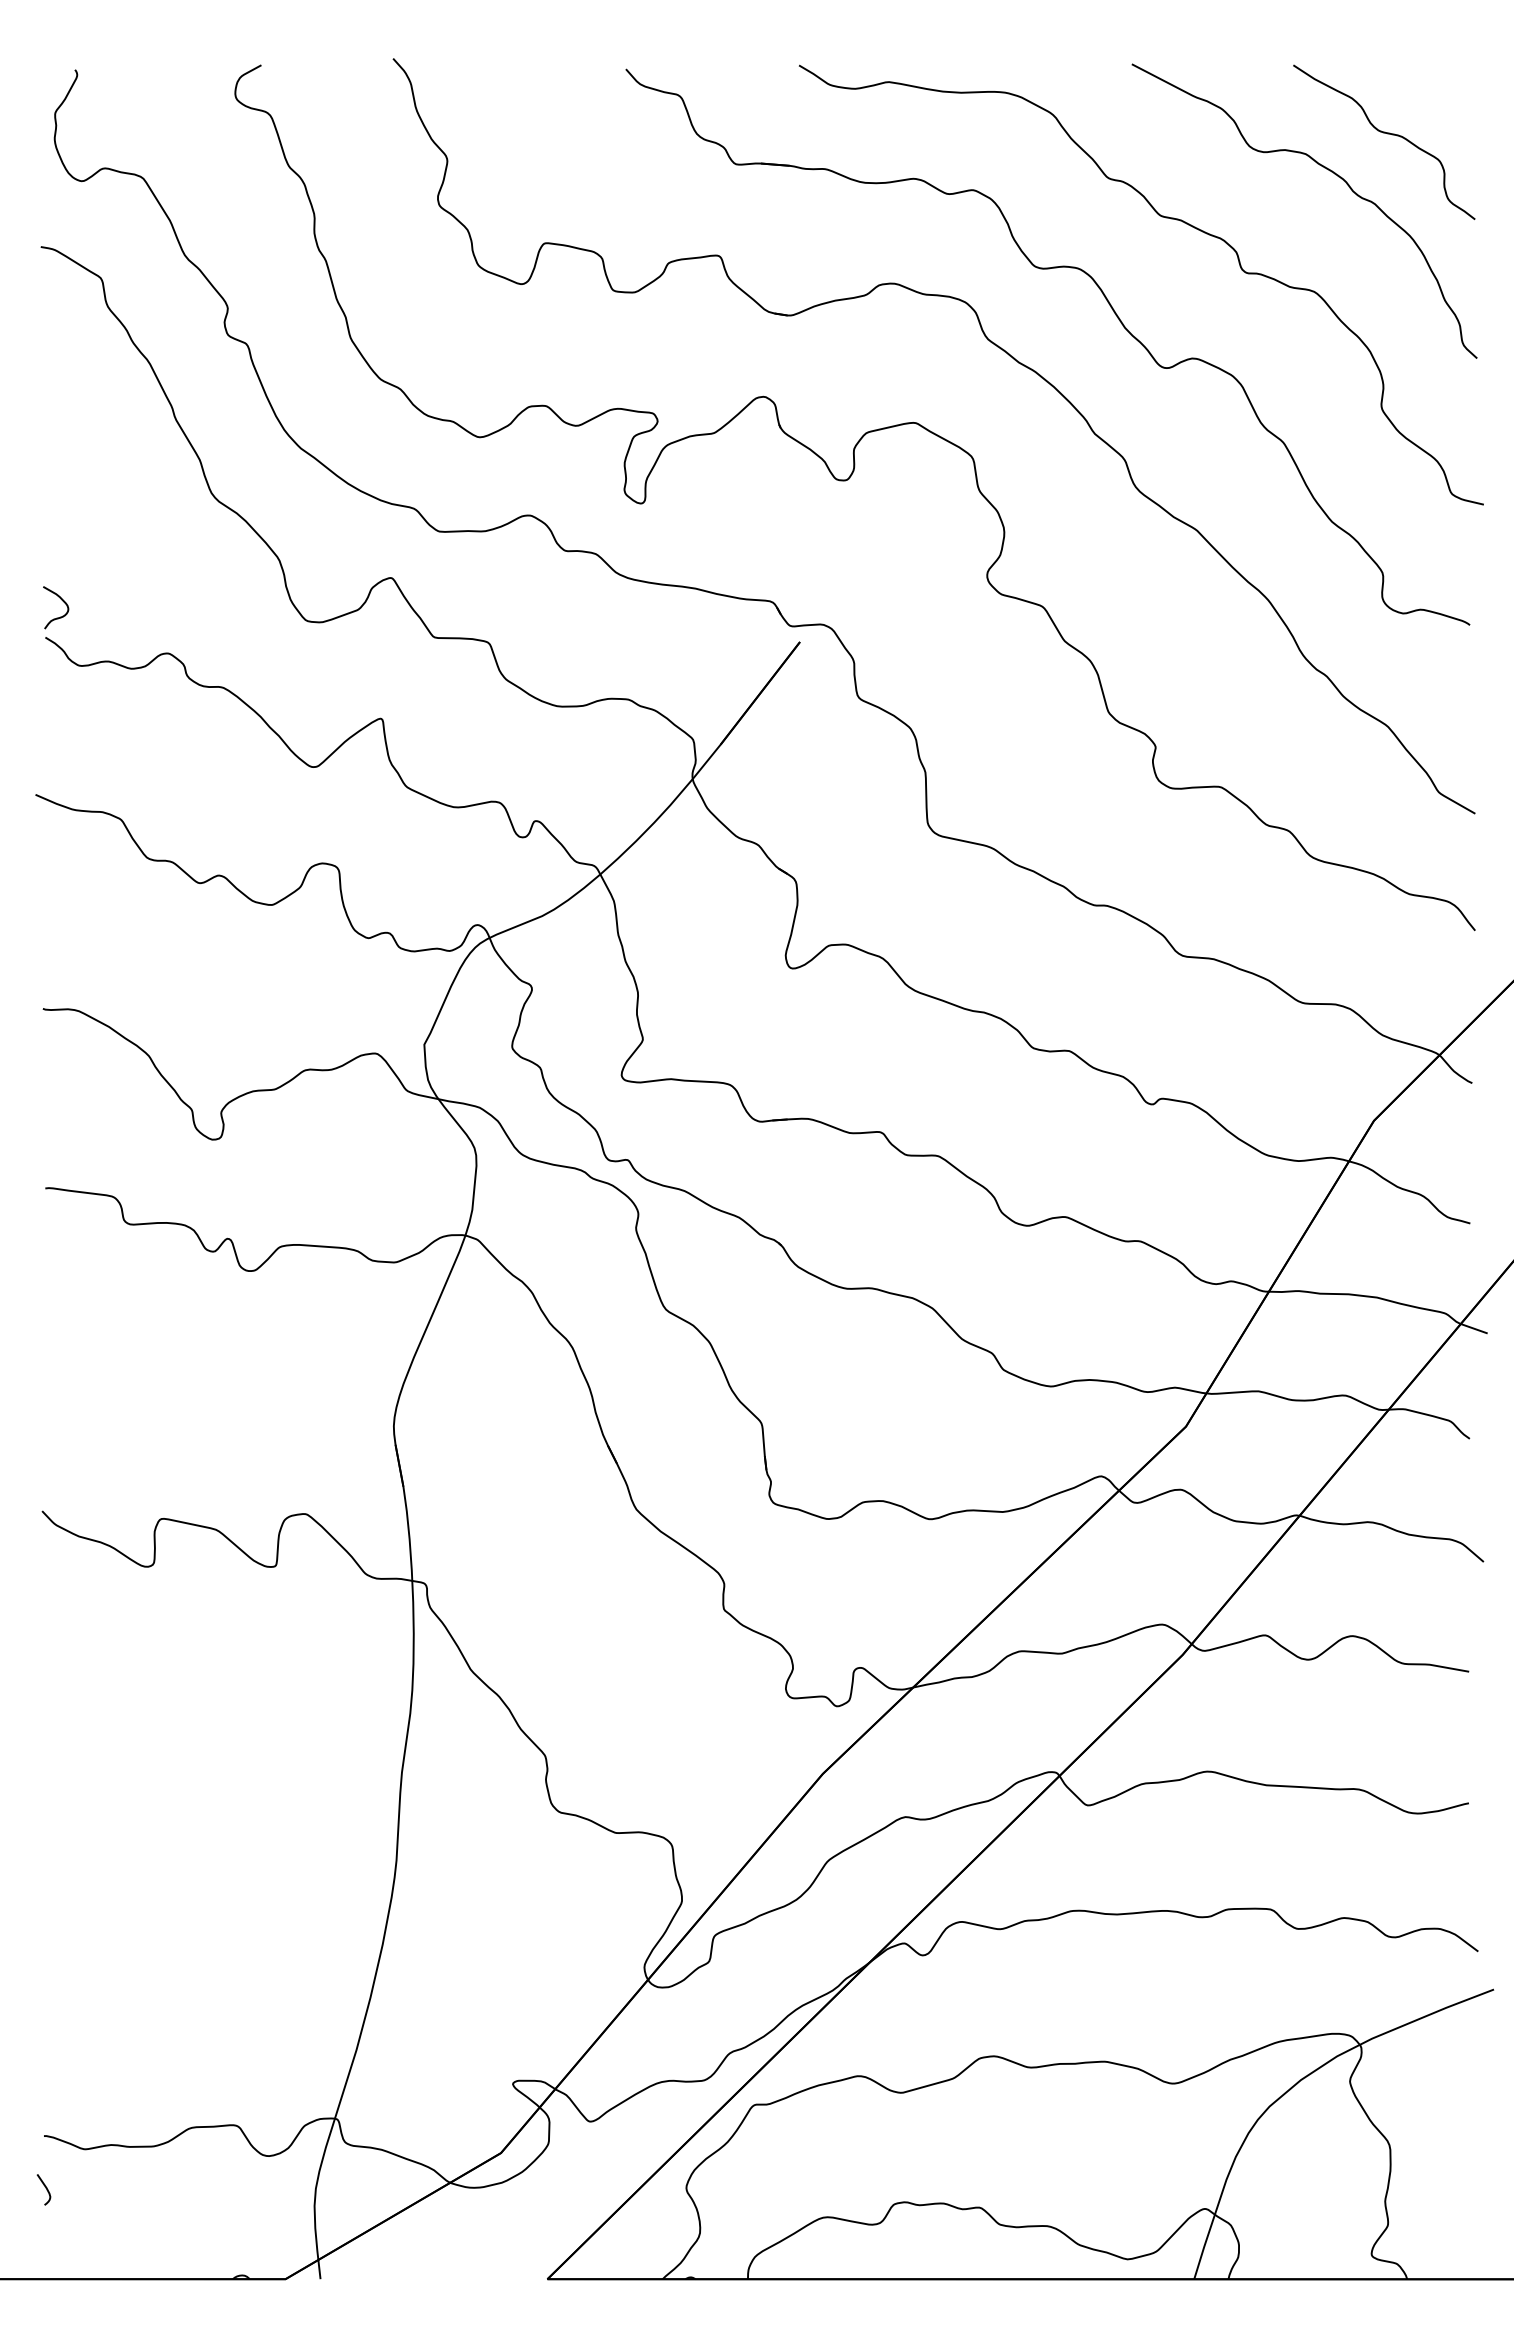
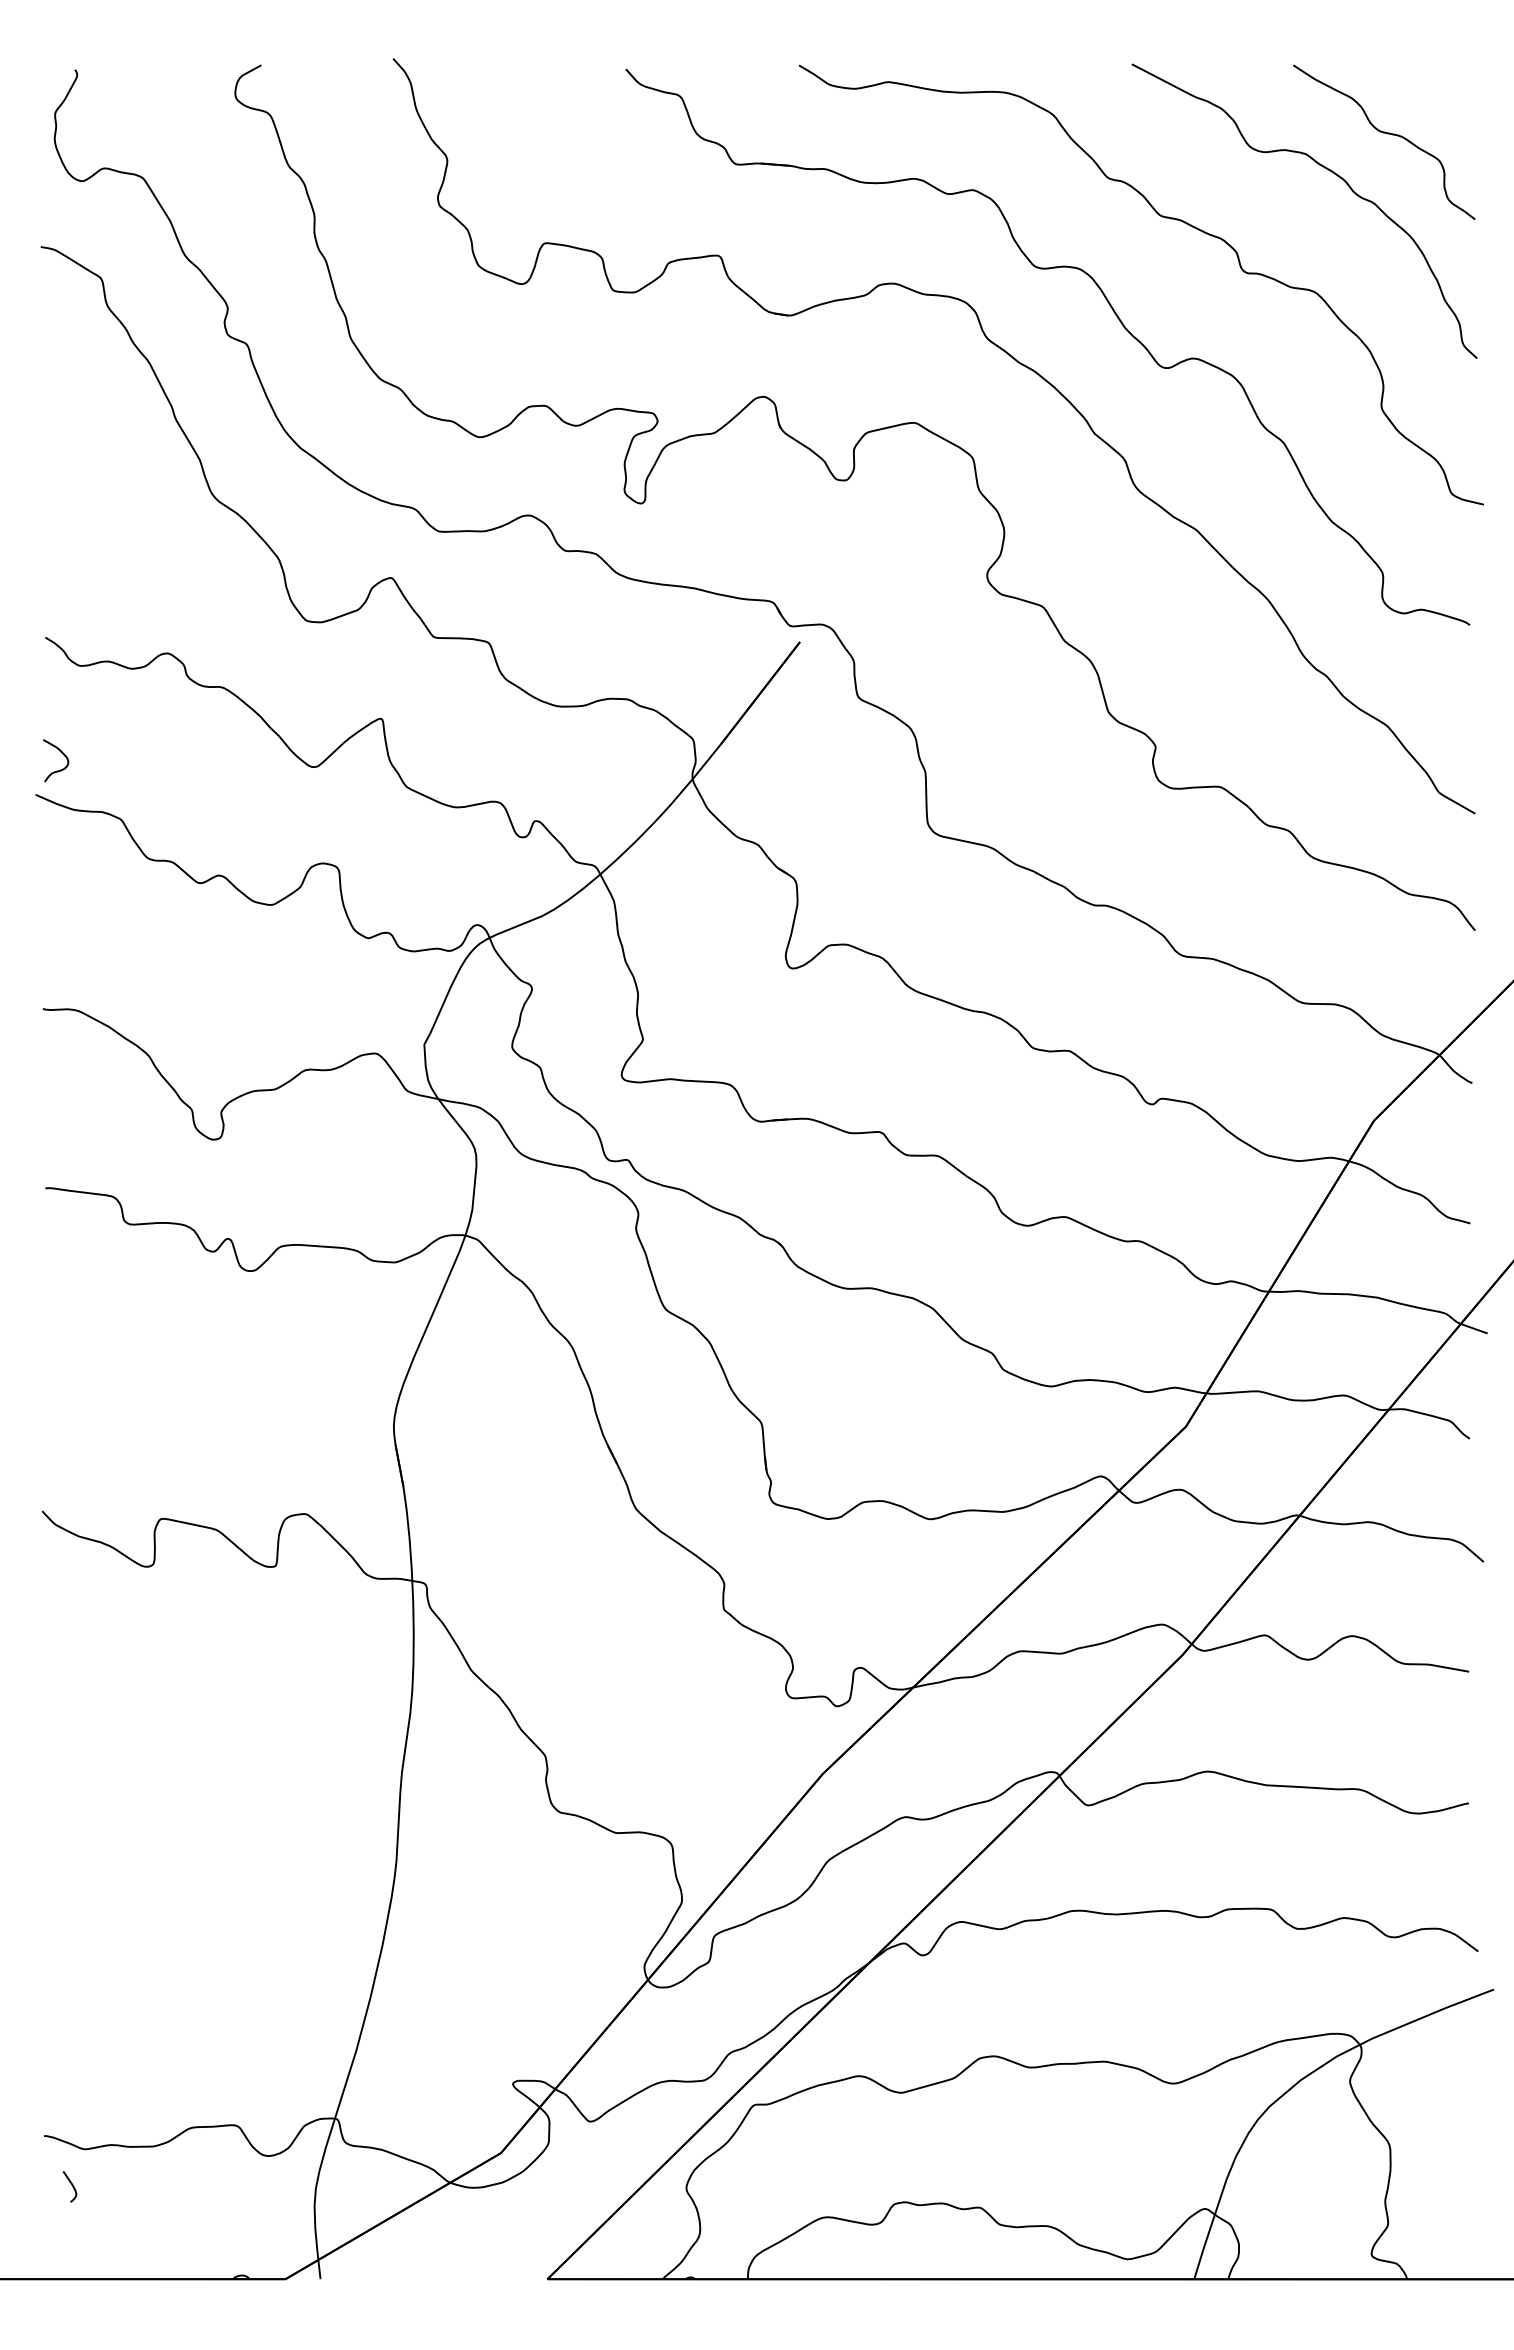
curve position: (62, 601) -> (62, 754) (62, 754)
curve position: (45, 2188) -> (71, 2185) (71, 2185)
